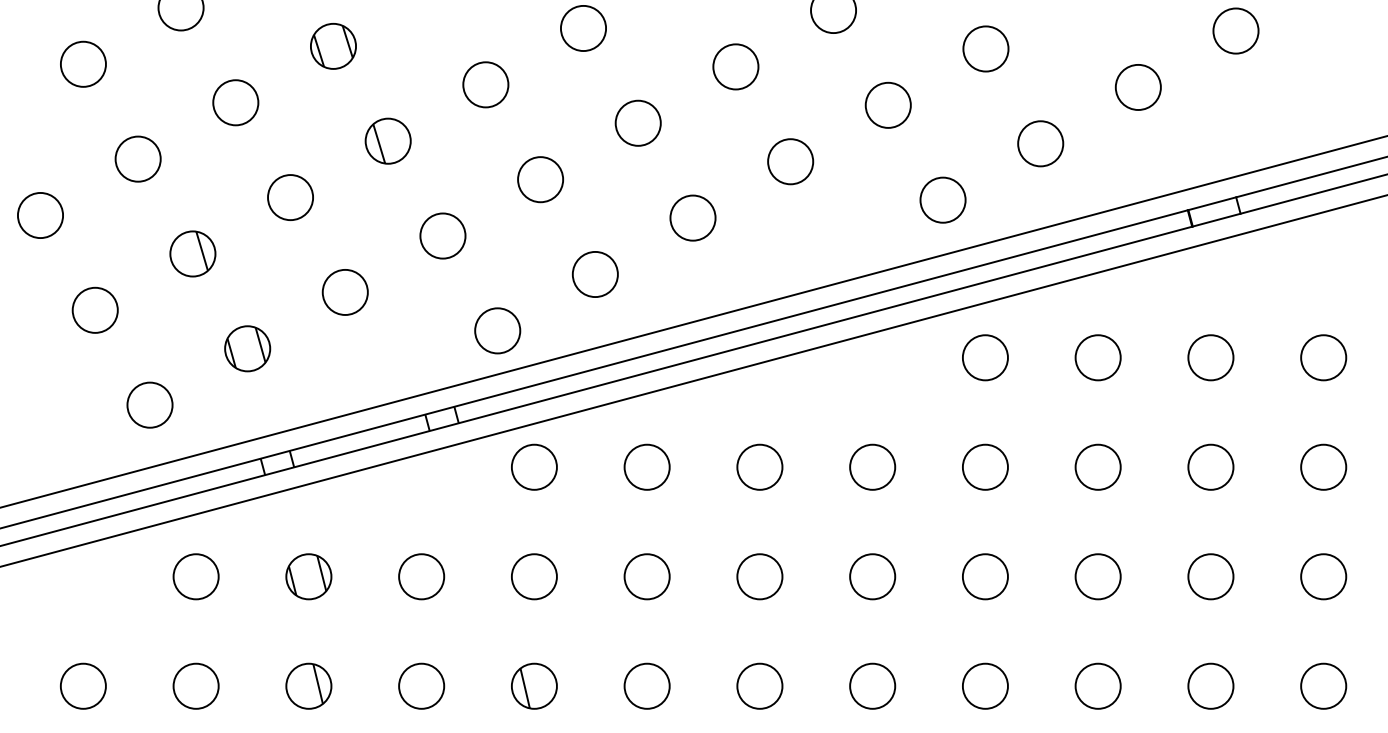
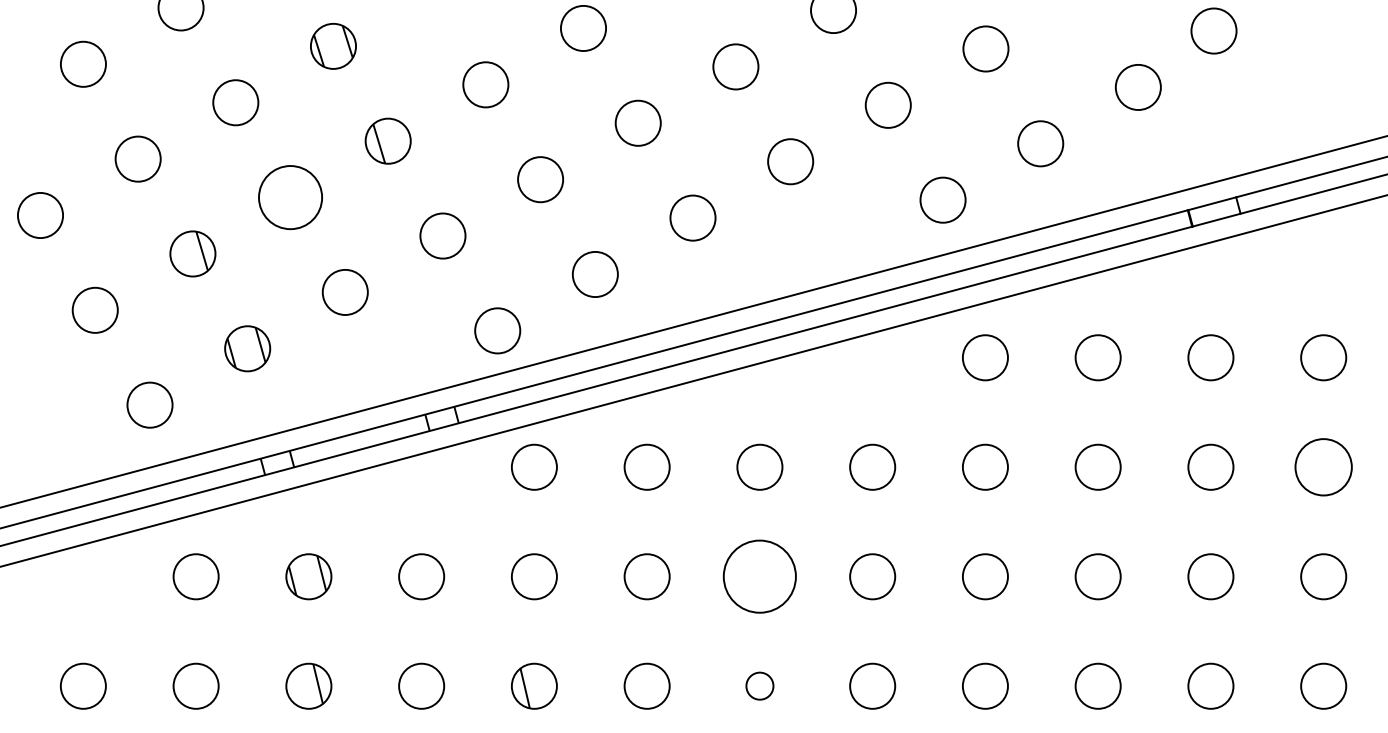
circle position: (1235, 30) -> (1213, 30) (1213, 30)
circle diameter: 45 px -> 63 px (290, 197)
circle diameter: 45 px -> 56 px (1323, 467)
circle size: 48x48 px -> 75x75 px (759, 576)
circle size: 48x48 px -> 30x30 px (759, 685)
